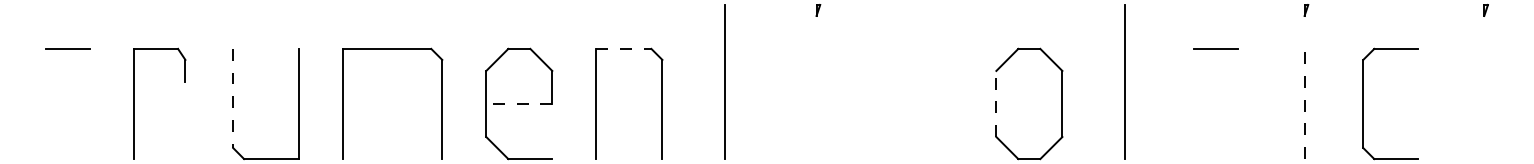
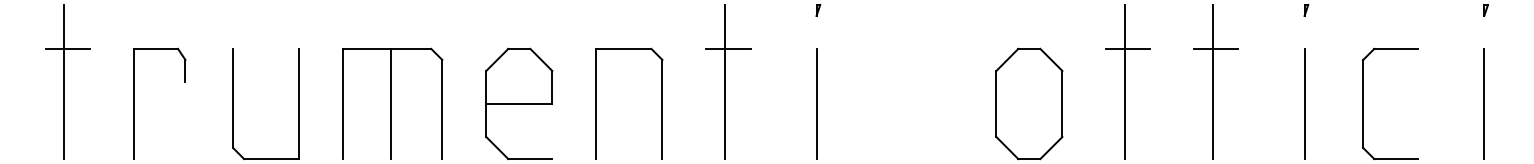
line: dashed -> solid (623, 48)
line: none -> present (728, 48)
line: none -> present (1128, 48)
line: none -> present (64, 81)
line: none -> present (1212, 81)
line: dashed -> solid (233, 98)
line: none -> present (390, 103)
line: none -> present (816, 103)
line: dashed -> solid (996, 103)
line: dashed -> solid (1304, 103)
line: none -> present (1484, 103)
line: dashed -> solid (518, 104)
